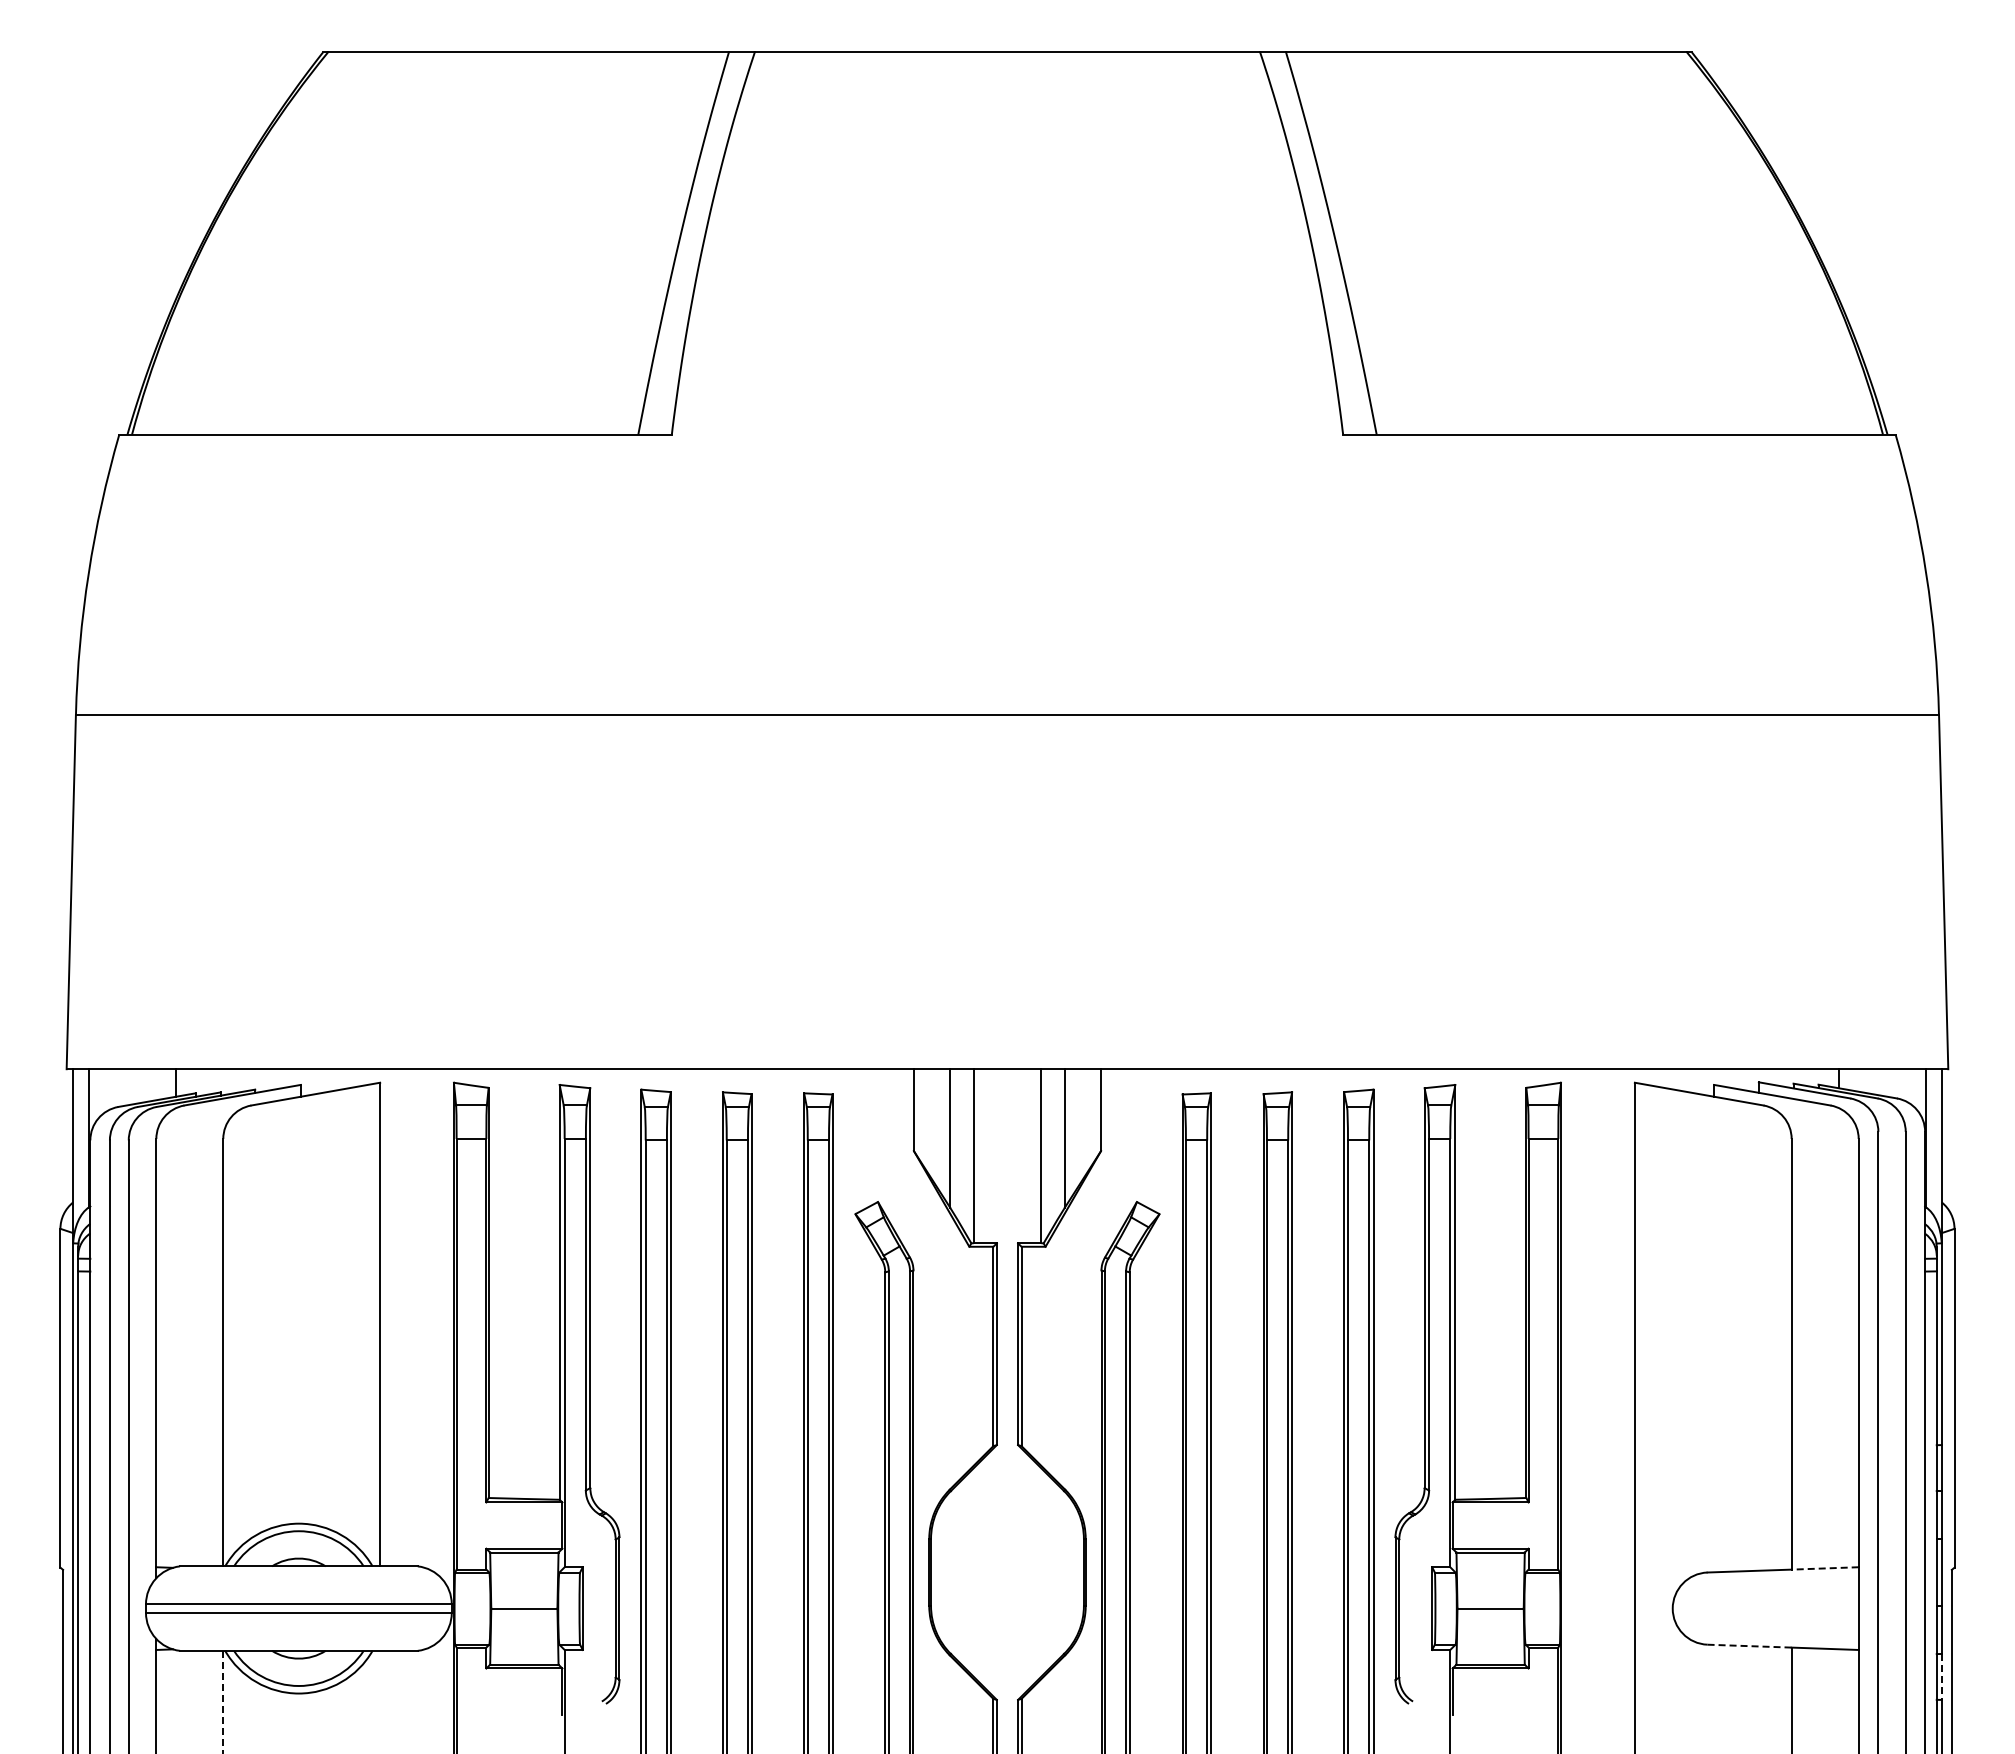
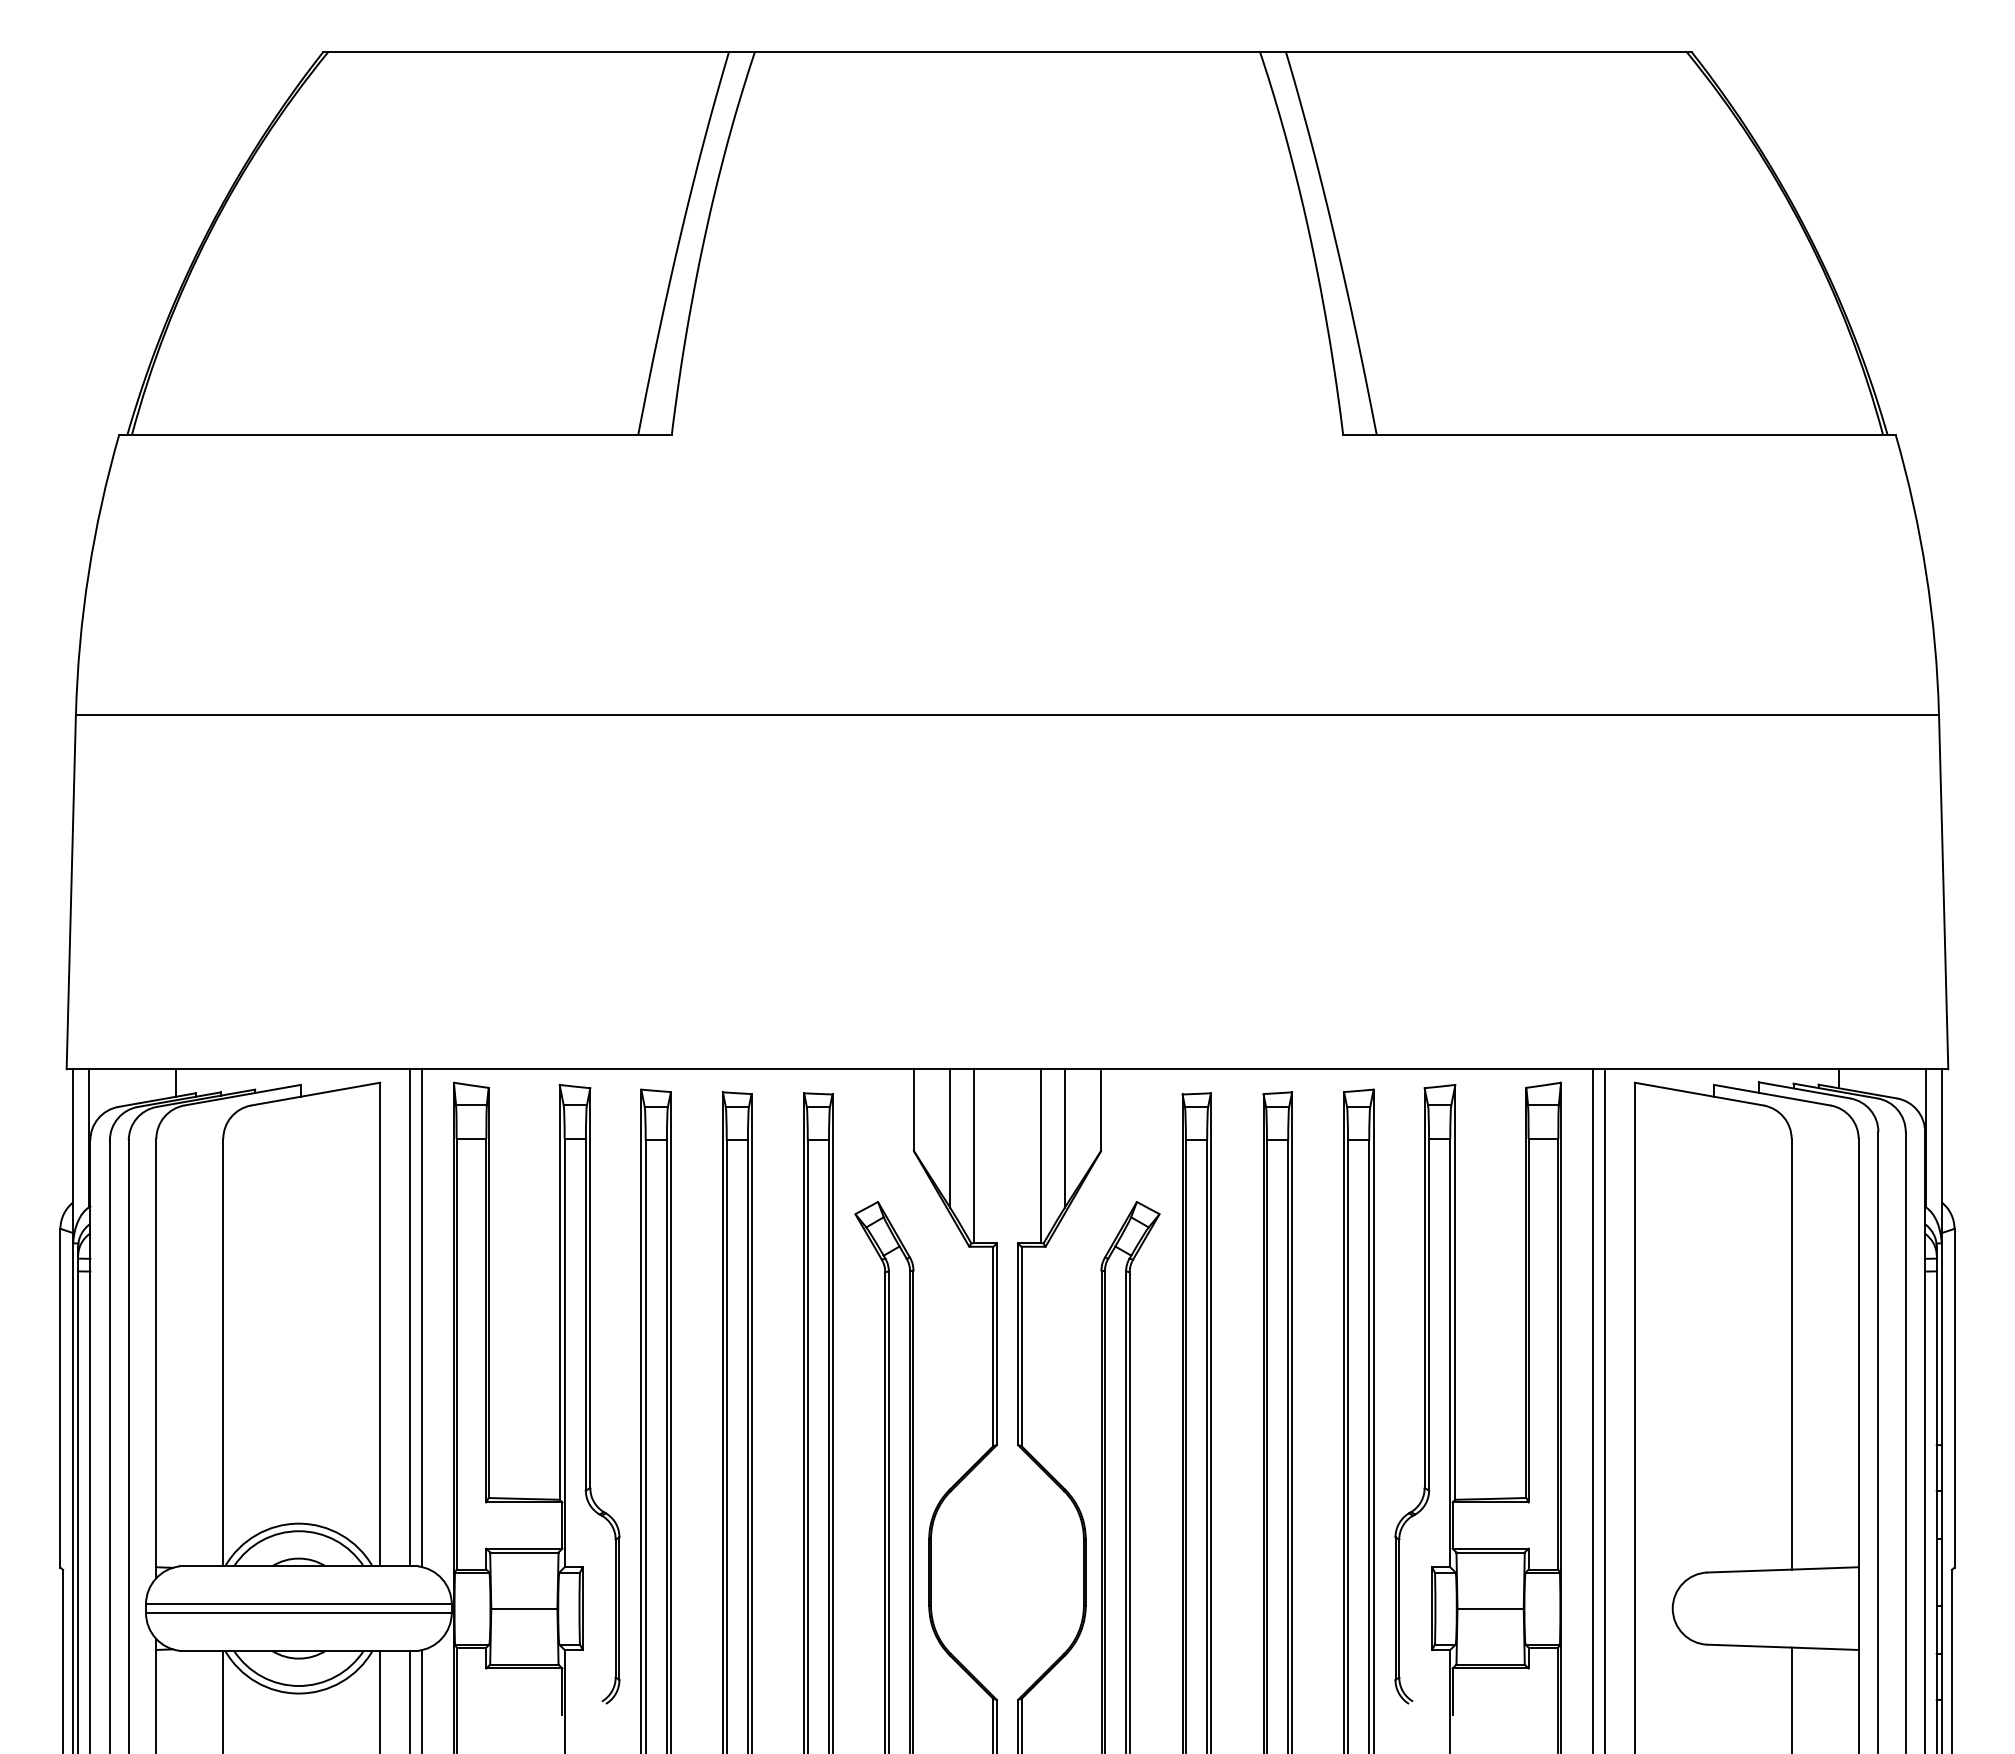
line: none -> present (409, 1317)
line: none -> present (421, 1318)
line: none -> present (1593, 1409)
line: none -> present (1605, 1409)
line: dashed -> solid (1825, 1568)
line: dashed -> solid (1750, 1646)
line: dashed -> solid (1941, 1676)
line: none -> present (380, 1700)
line: none -> present (409, 1700)
line: none -> present (421, 1700)
line: dashed -> solid (223, 1702)
